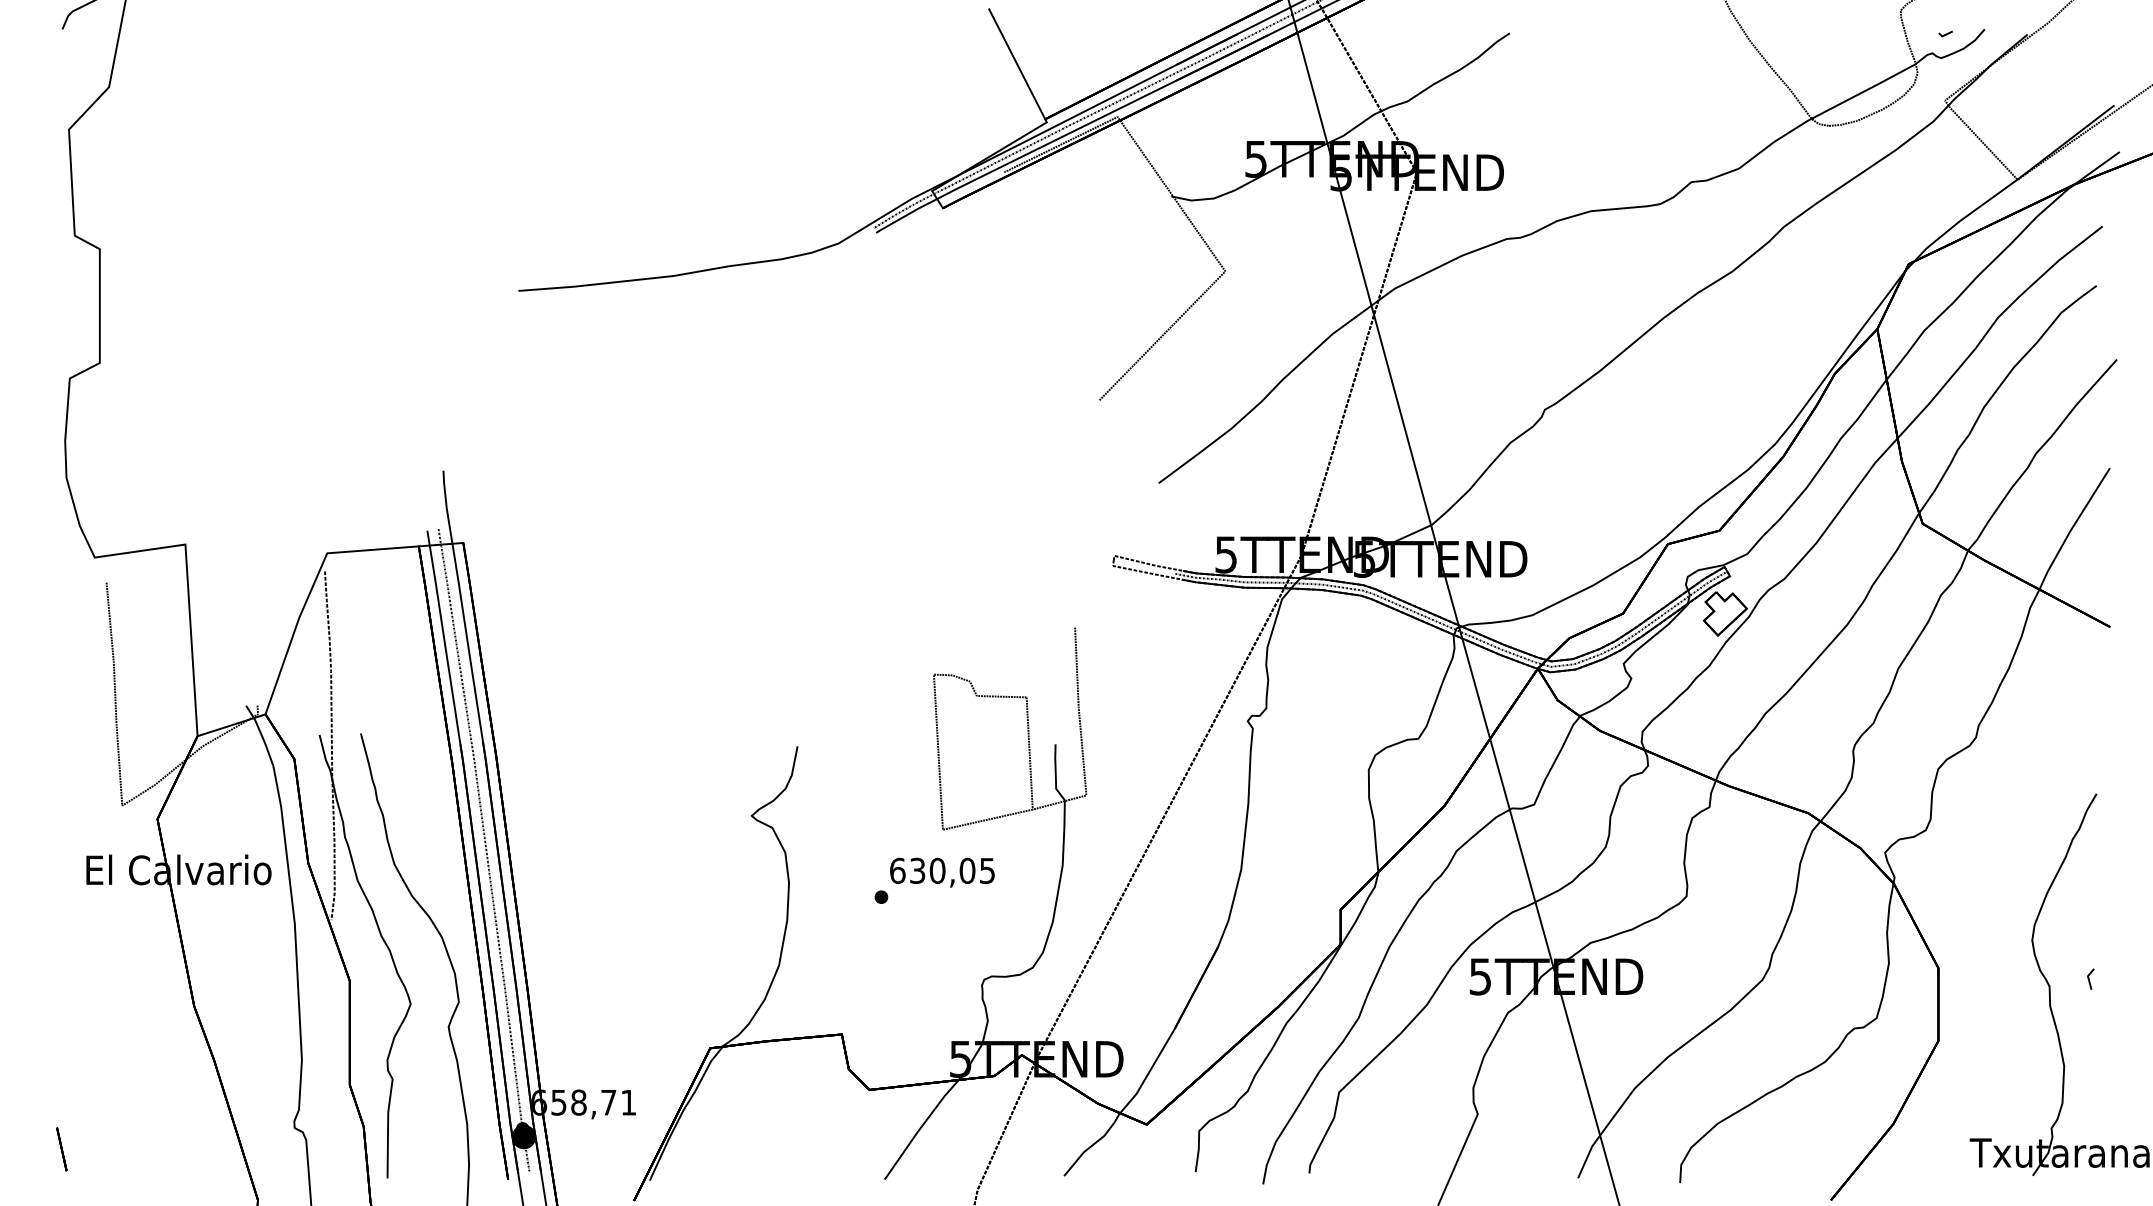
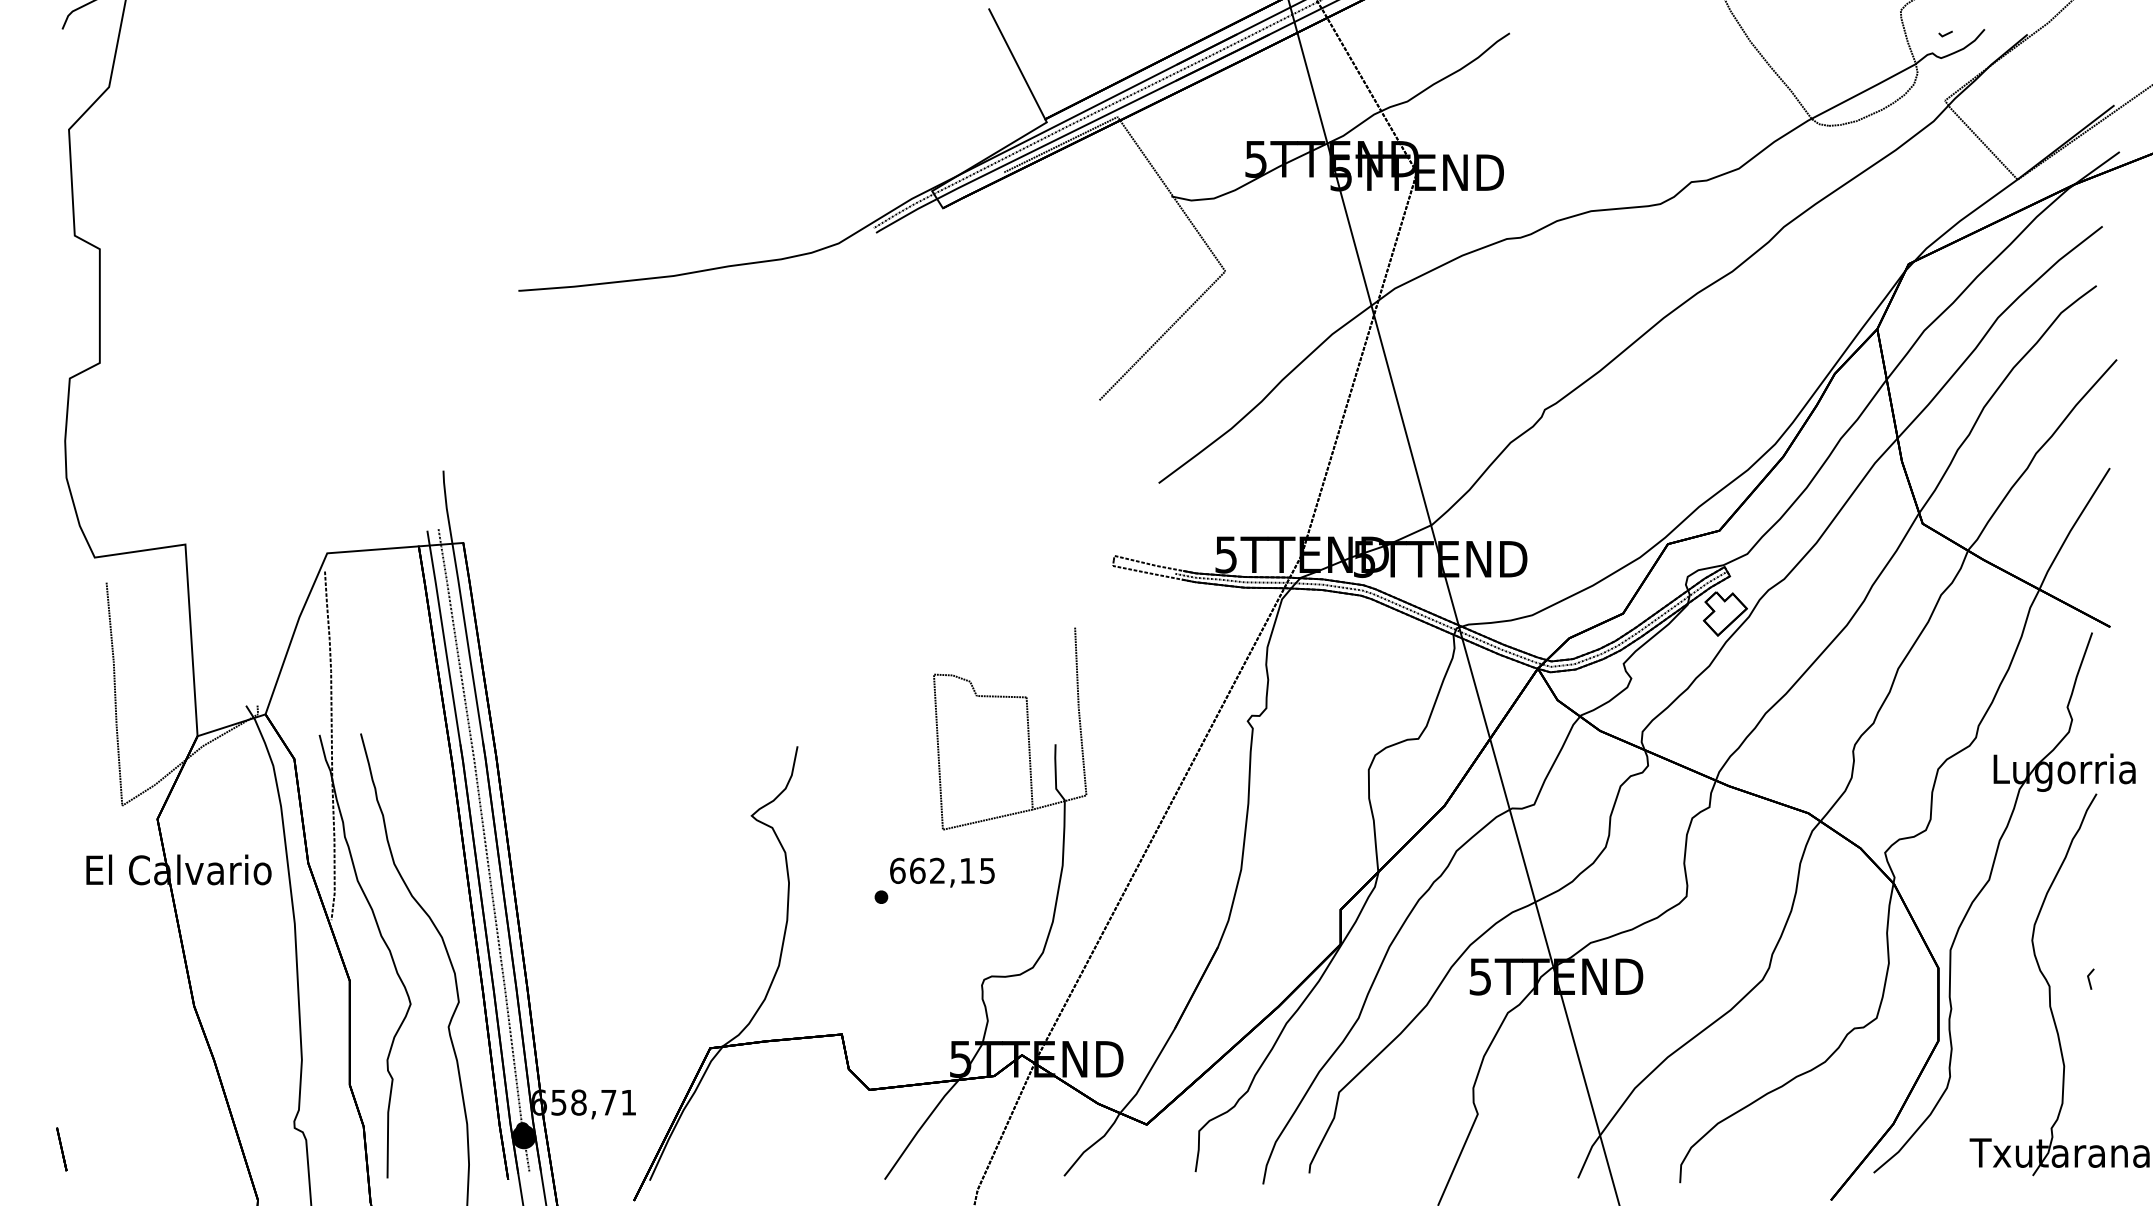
text: 630,05 -> 662,15 (942, 870)
part: none -> present (1983, 889)
